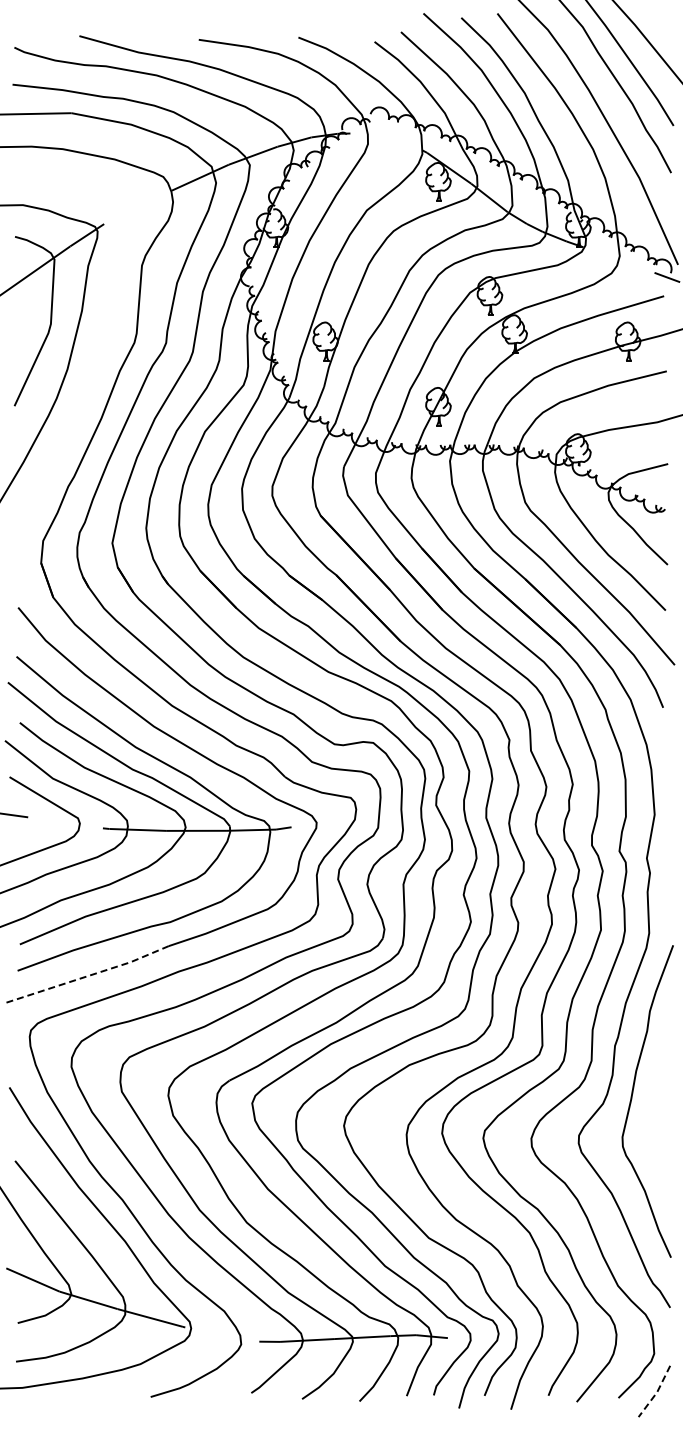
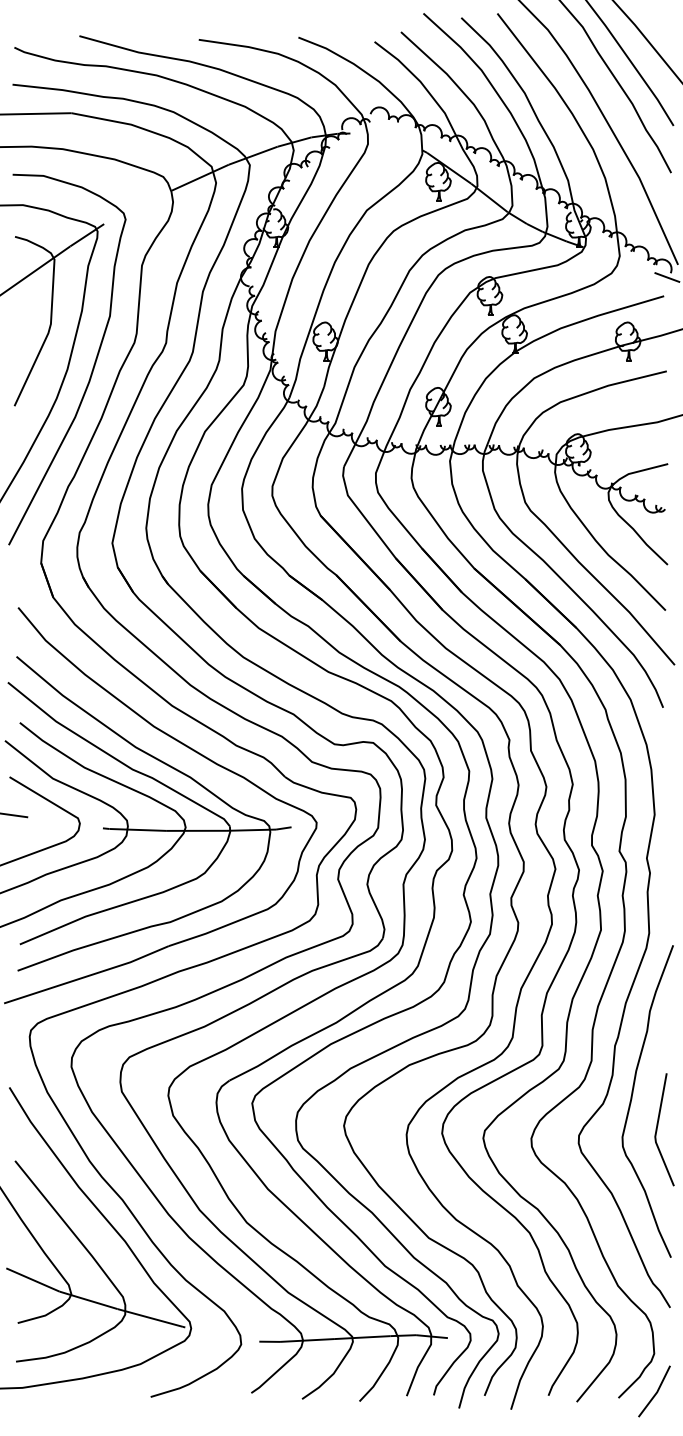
curve: none -> present (92, 367)
line: dashed -> solid (87, 976)
line: none -> present (657, 1129)
line: dashed -> solid (657, 1392)
